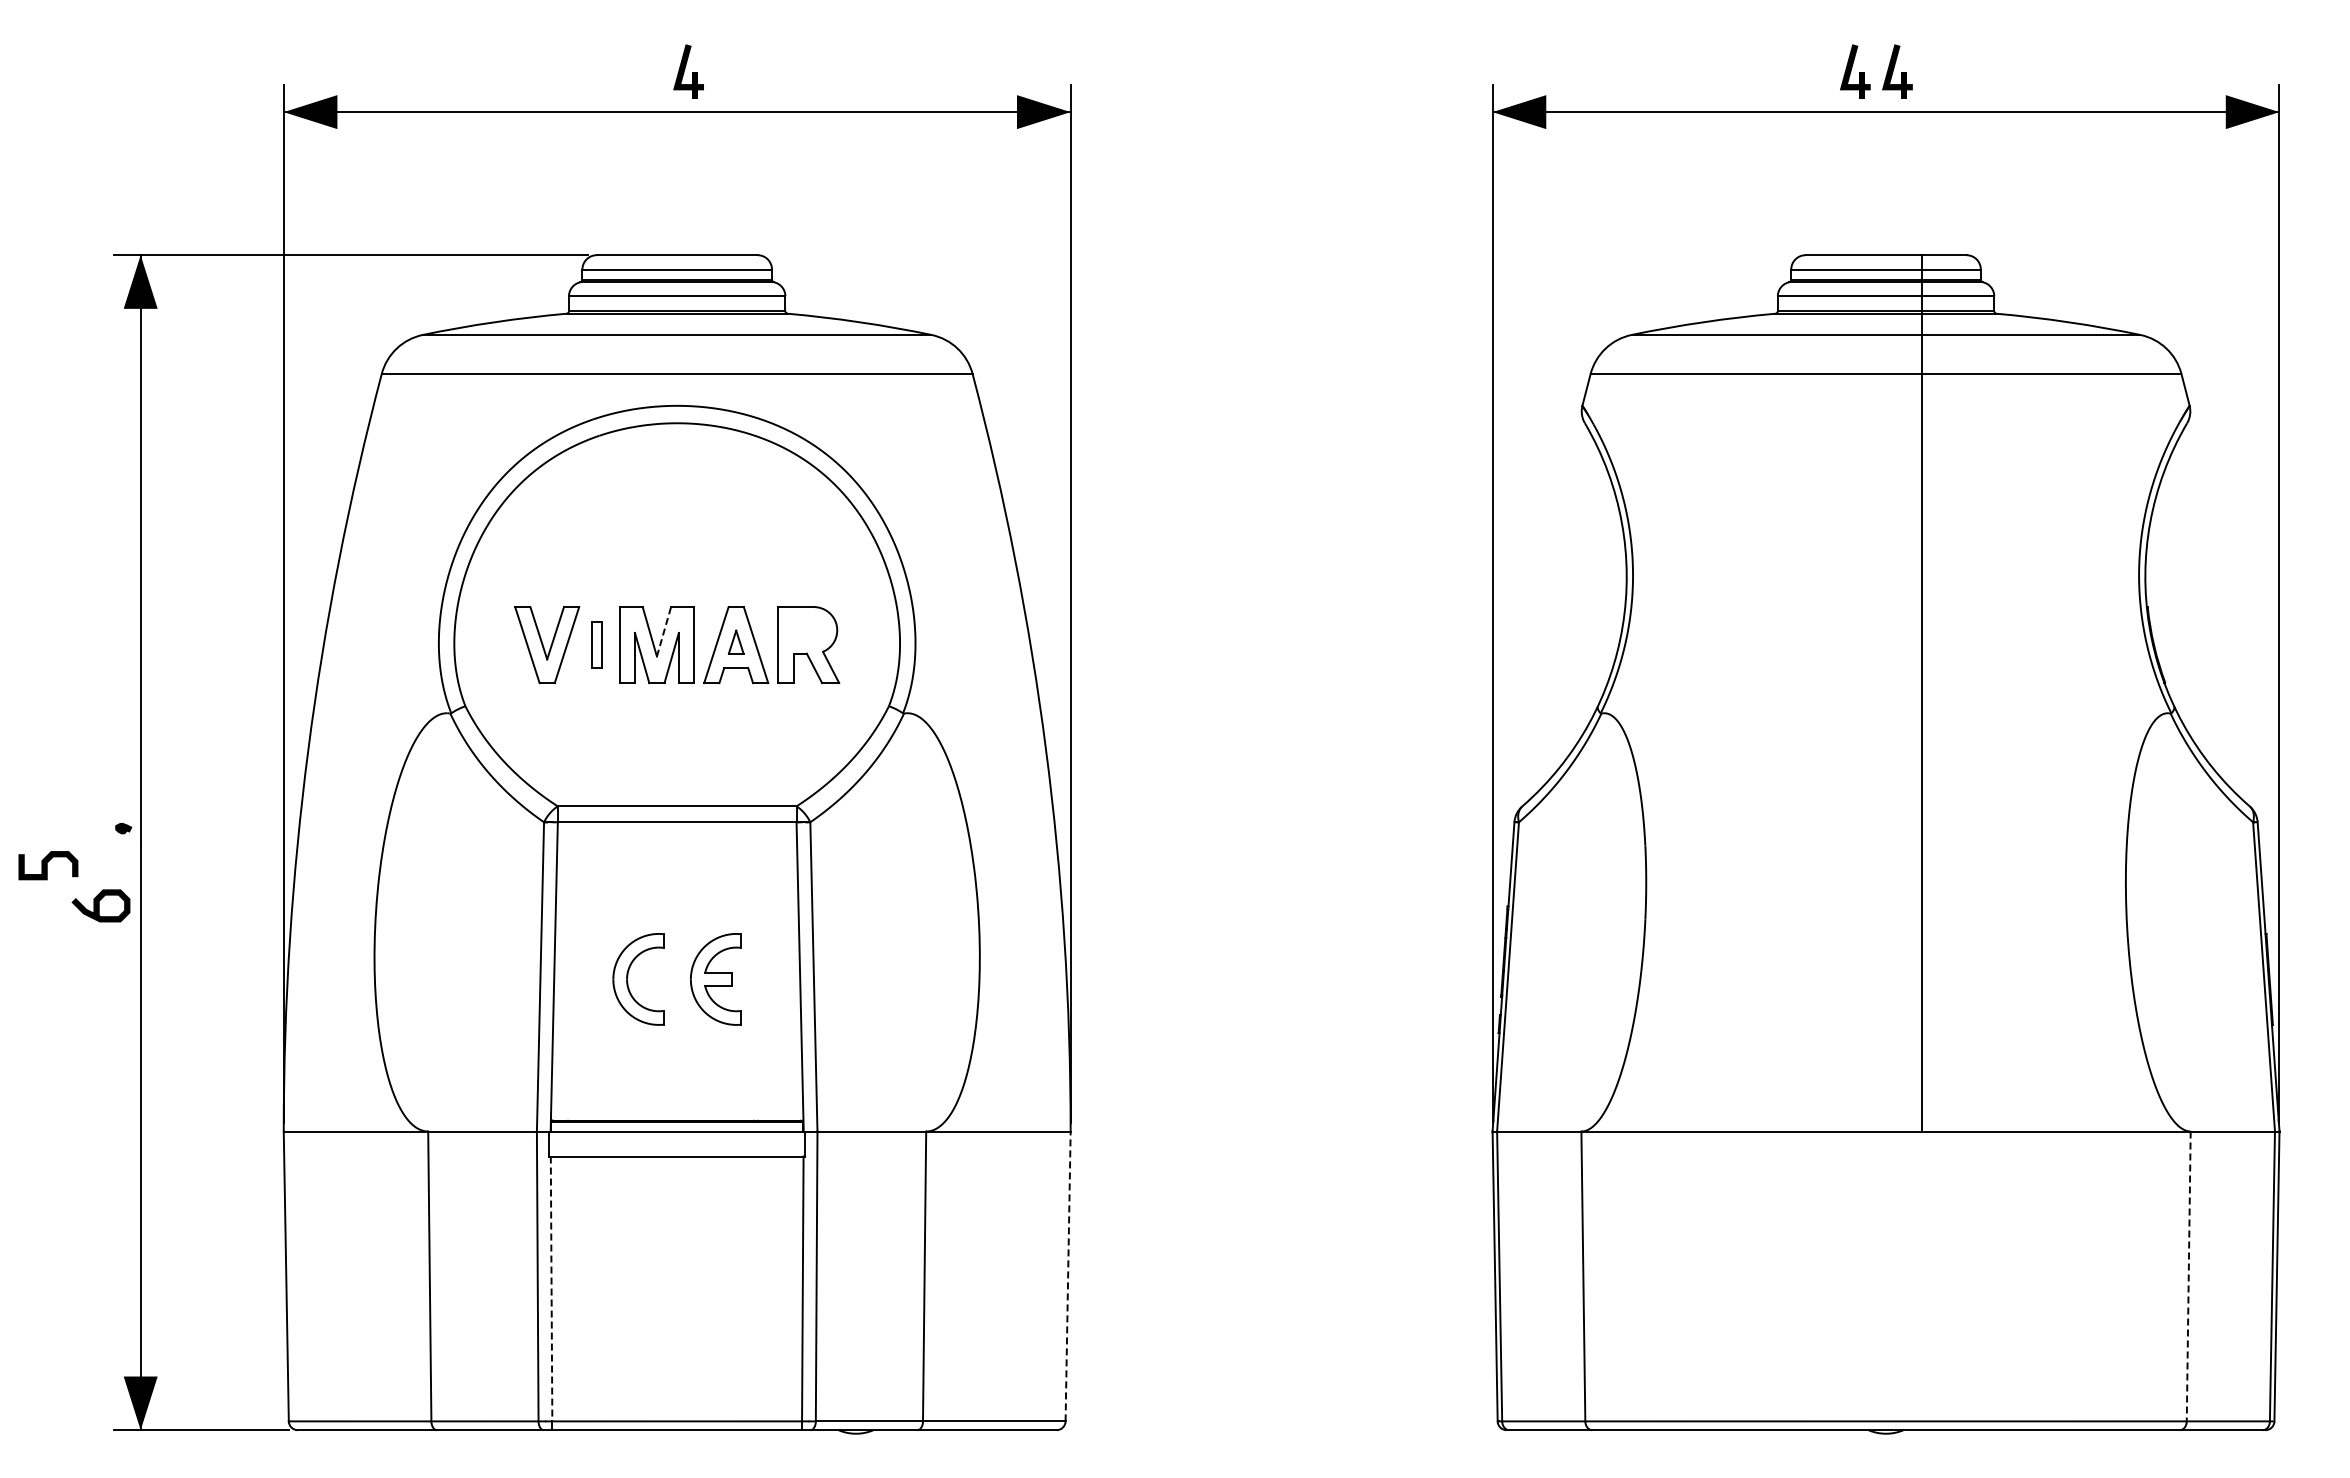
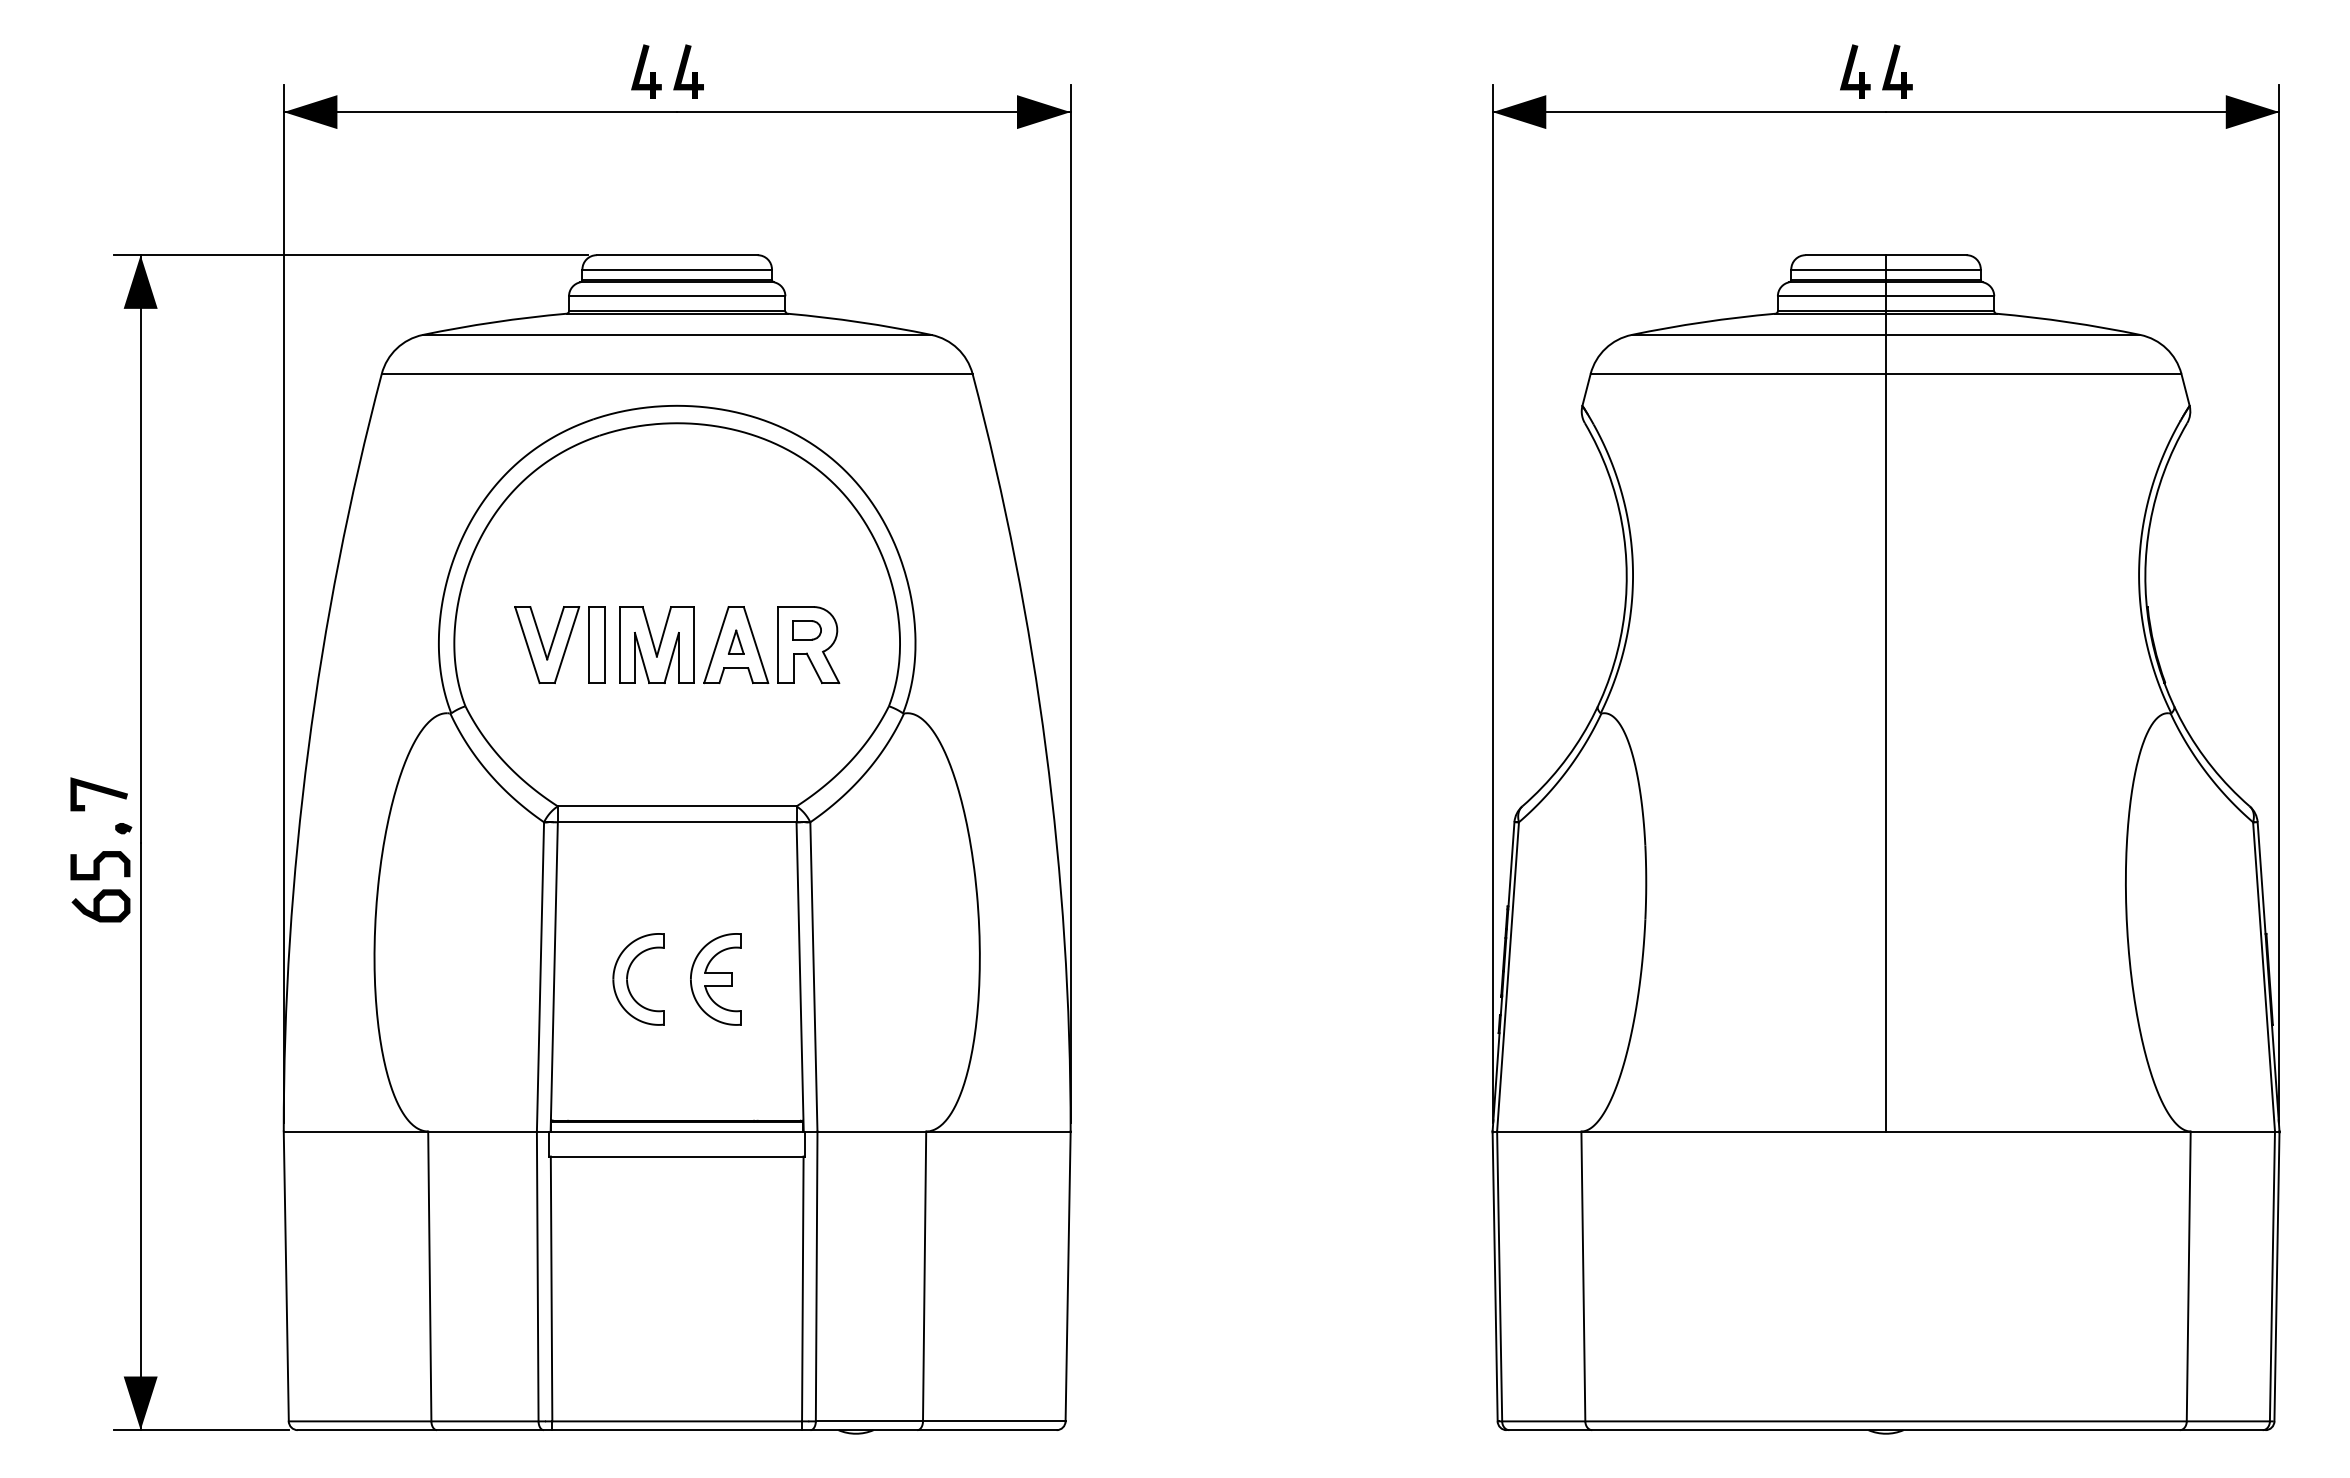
part: none -> present (646, 71)
part: none -> present (806, 630)
line: dashed -> solid (664, 631)
part size: 12x48 px -> 18x78 px (596, 644)
line position: (1922, 693) -> (1886, 693) (1886, 693)
line: none -> present (100, 792)
curve position: (47, 865) -> (99, 865) (99, 865)
line: dashed -> solid (1068, 1276)
line: dashed -> solid (2188, 1276)
line: dashed -> solid (551, 1289)
